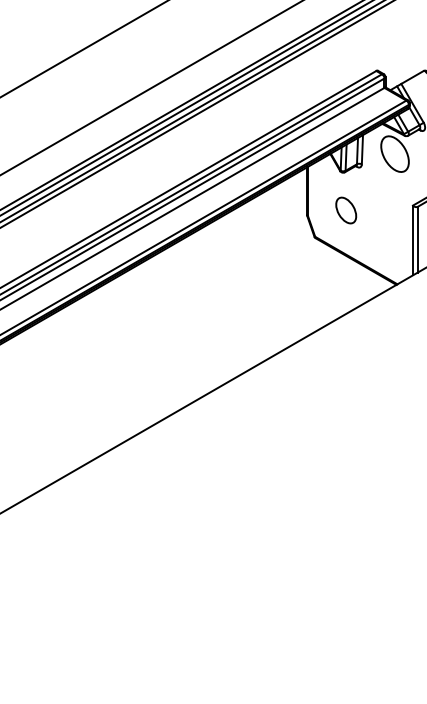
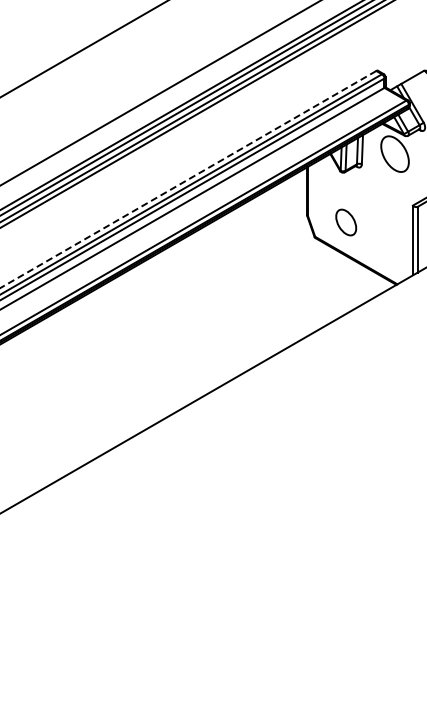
line position: (151, 88) -> (160, 93) (160, 93)
line: solid -> dashed (188, 179)
part position: (346, 210) -> (346, 222) (346, 222)
